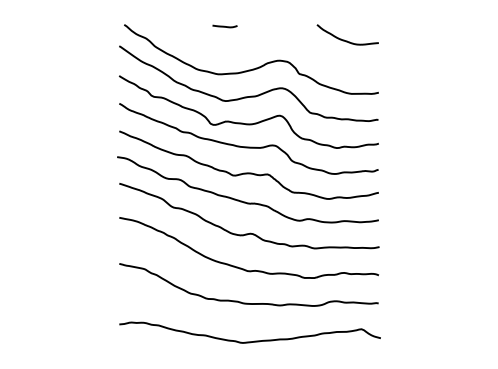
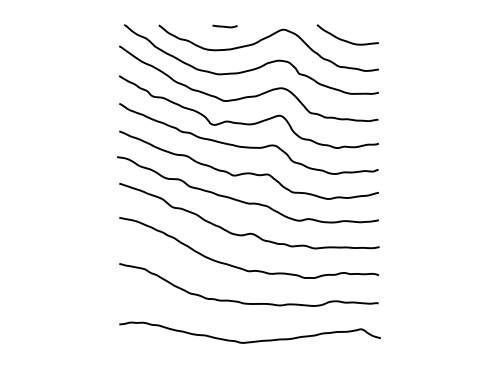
curve: none -> present (265, 39)
